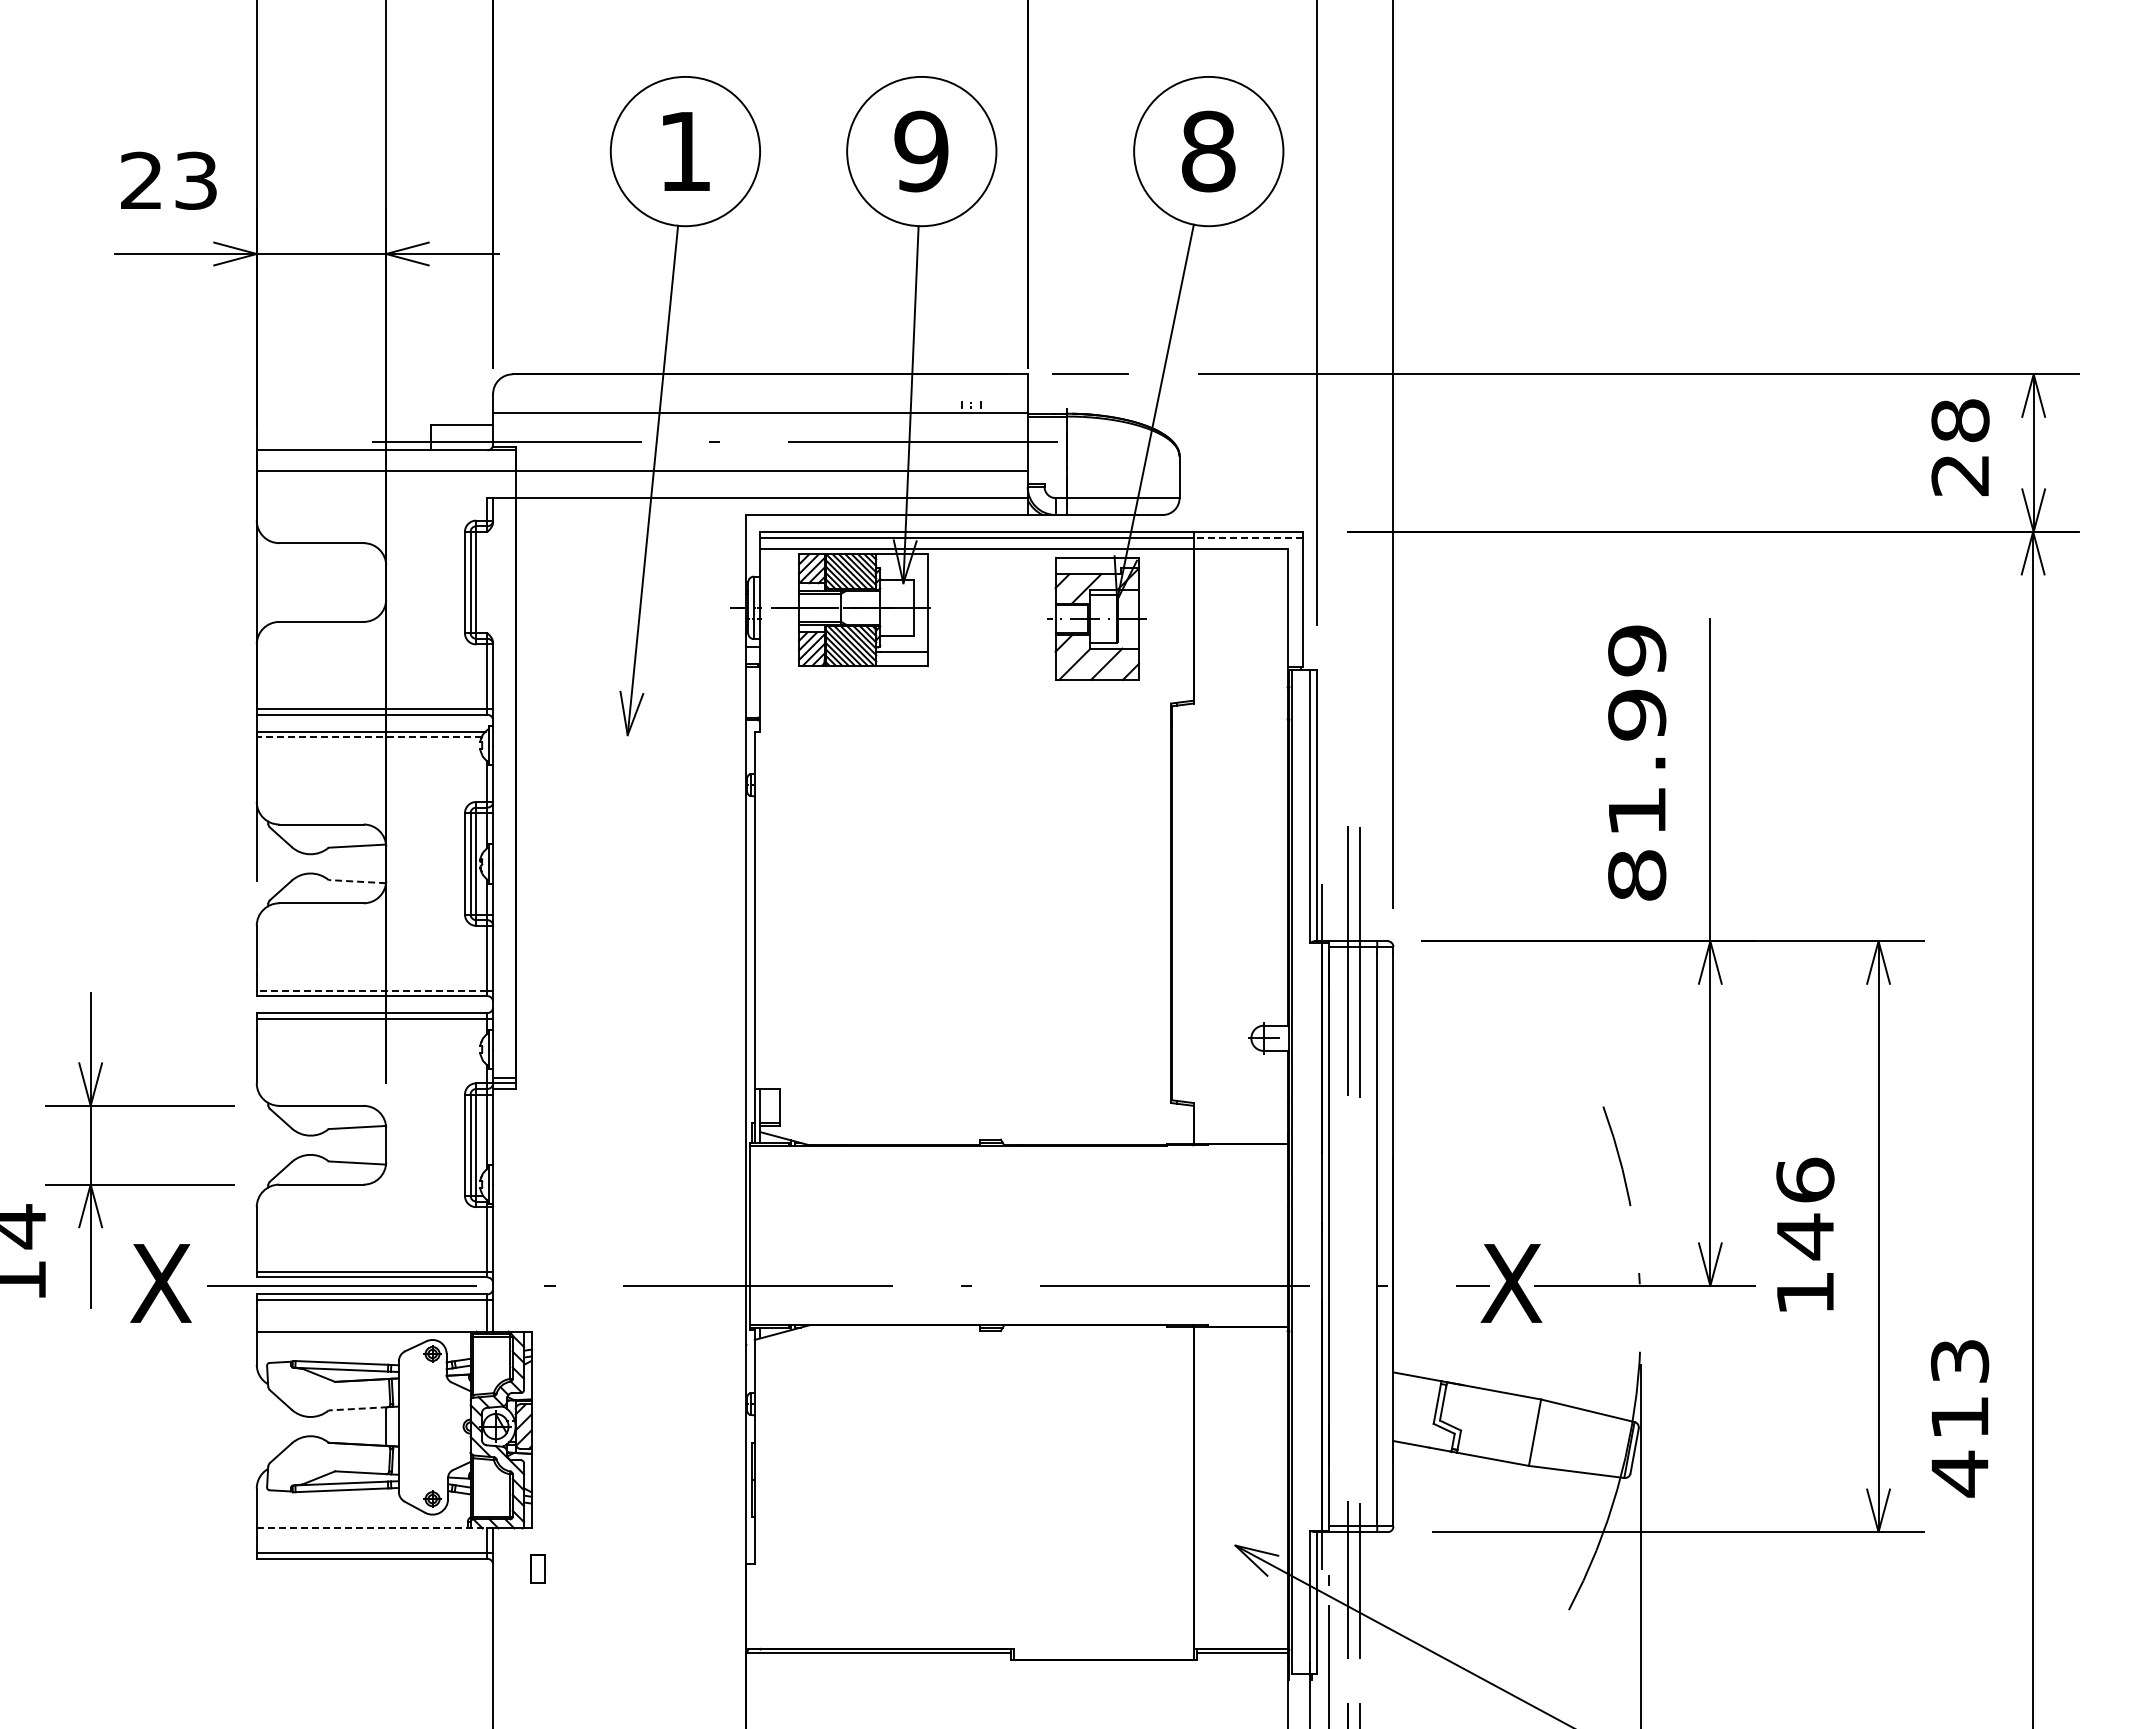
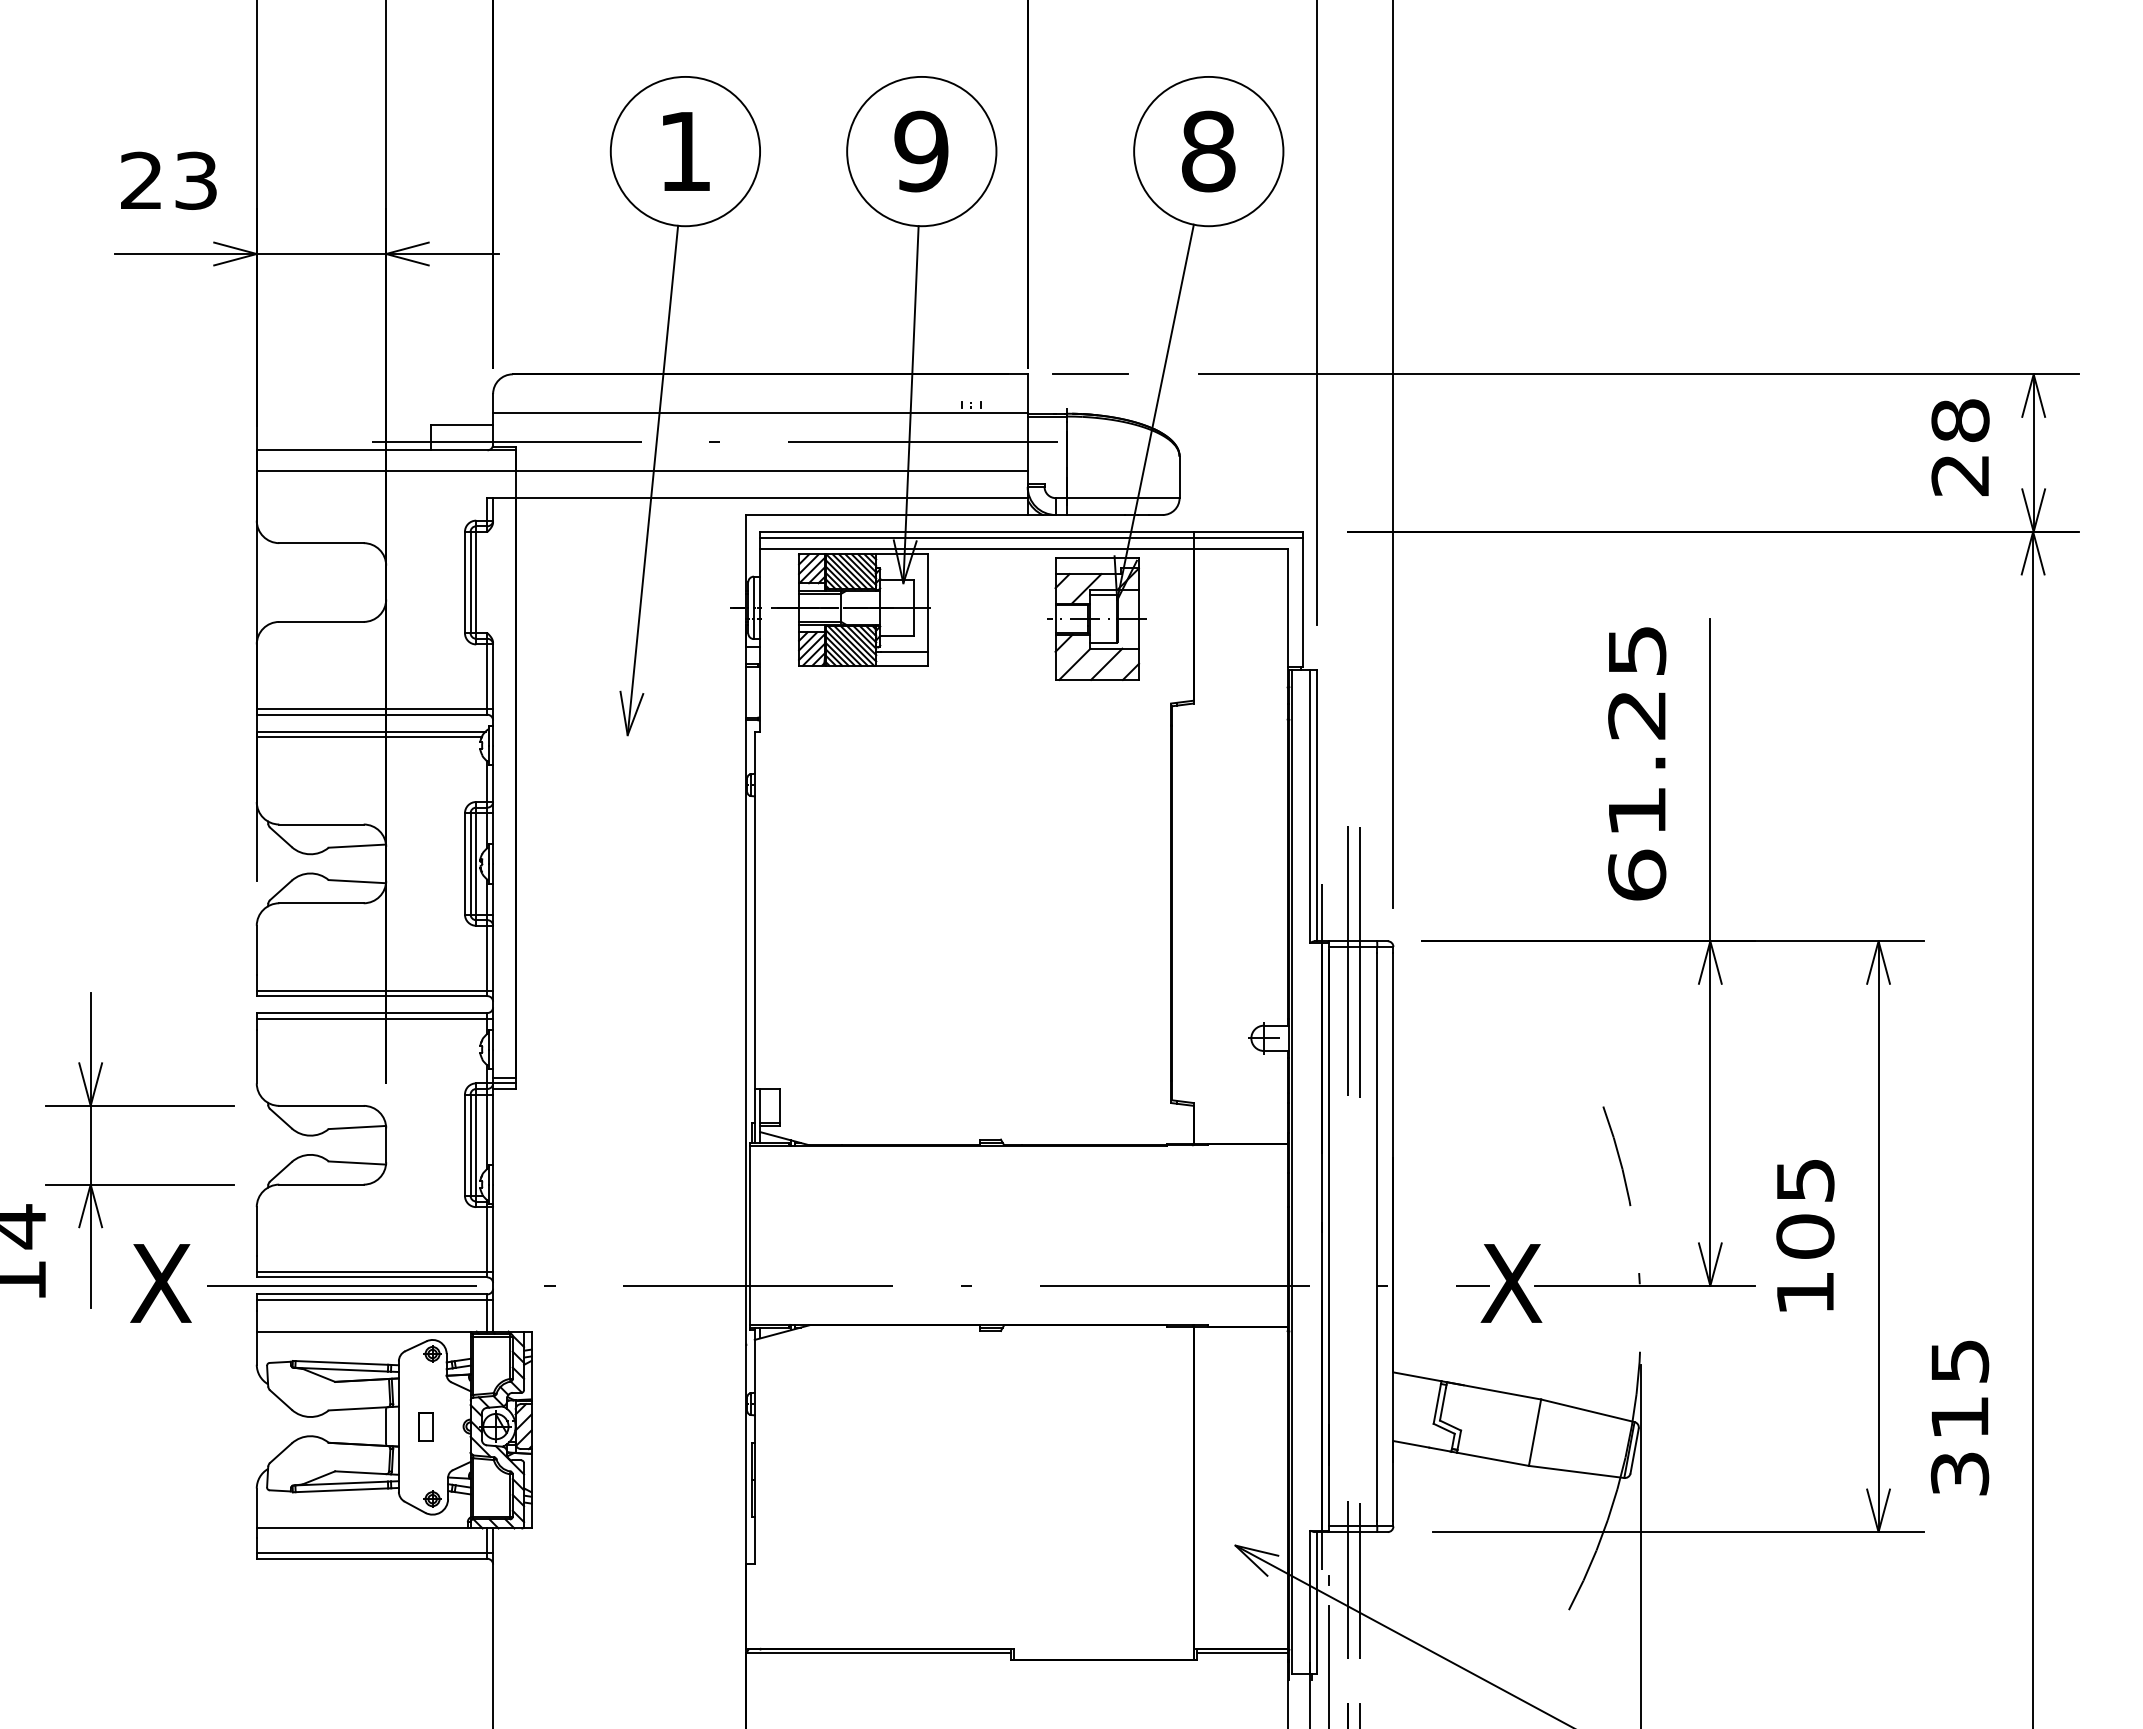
line: dashed -> solid (1248, 537)
line: dashed -> solid (369, 737)
text: 81.99 -> 61.25 (1637, 762)
line: dashed -> solid (357, 881)
line: dashed -> solid (371, 990)
text: 146 -> 105 (1805, 1208)
line: dashed -> solid (358, 1408)
text: 413 -> 315 (1959, 1418)
line: dashed -> solid (372, 1528)
part position: (537, 1568) -> (425, 1426) (425, 1426)
